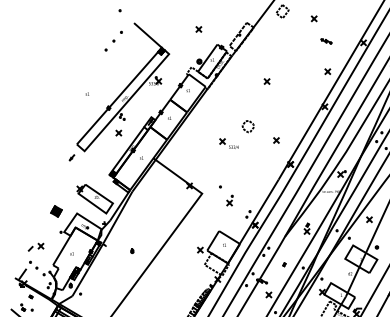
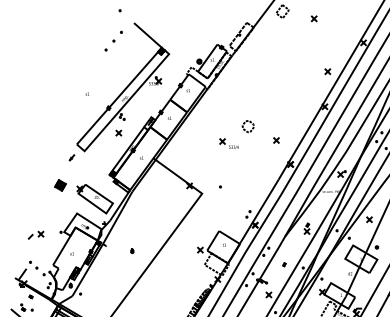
part: present -> none (198, 29)
part: present -> none (326, 41)
part: present -> none (266, 81)
part: present -> none (229, 200)
part position: (56, 211) -> (60, 185) (60, 185)
part position: (35, 246) -> (35, 234) (35, 234)
